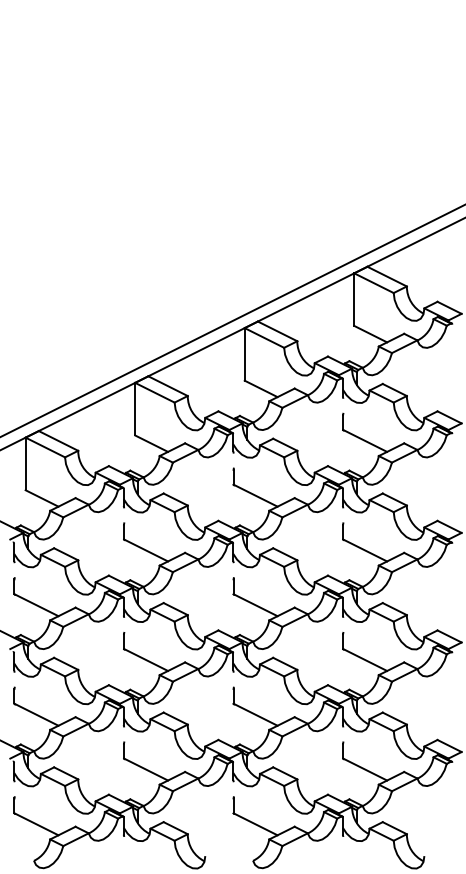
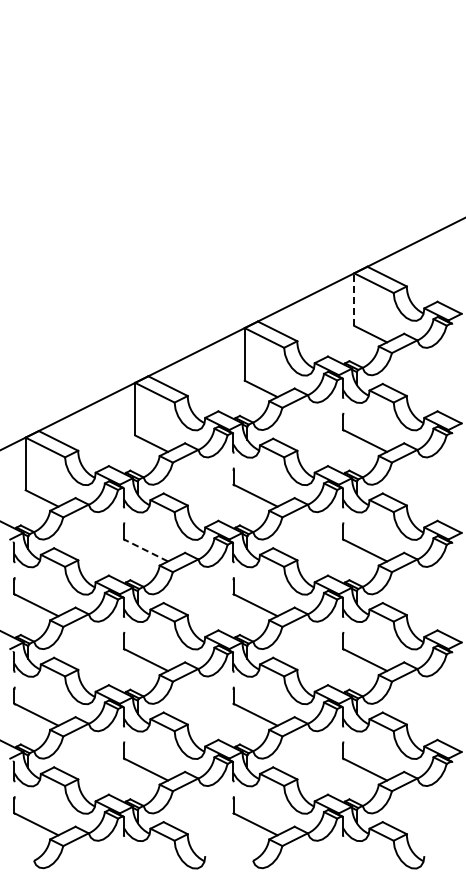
line: solid -> dashed (354, 299)
line: present -> none (232, 321)
line: solid -> dashed (146, 550)
